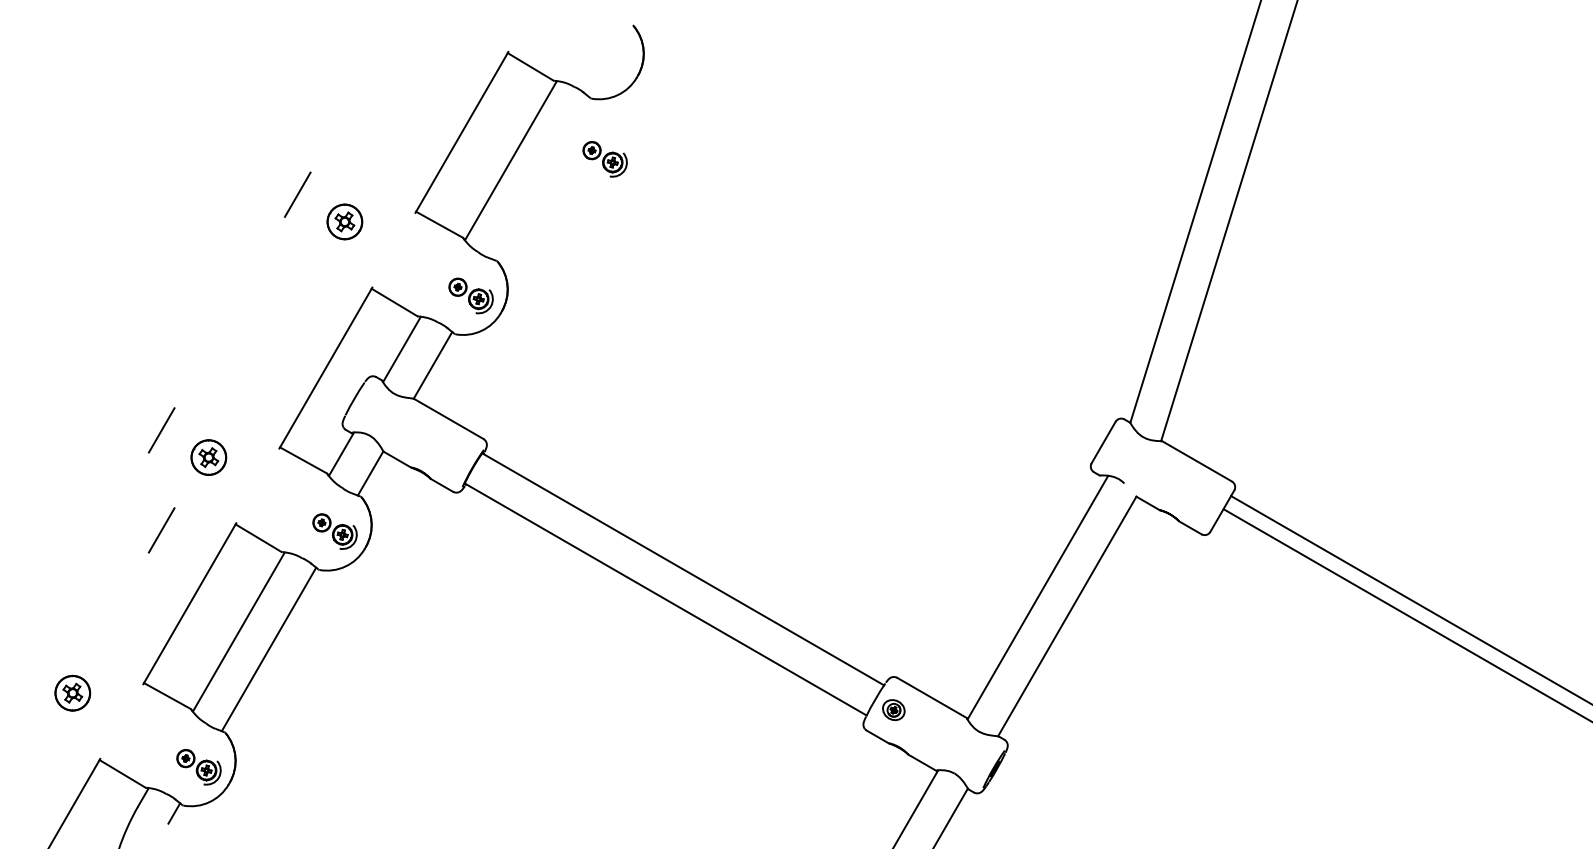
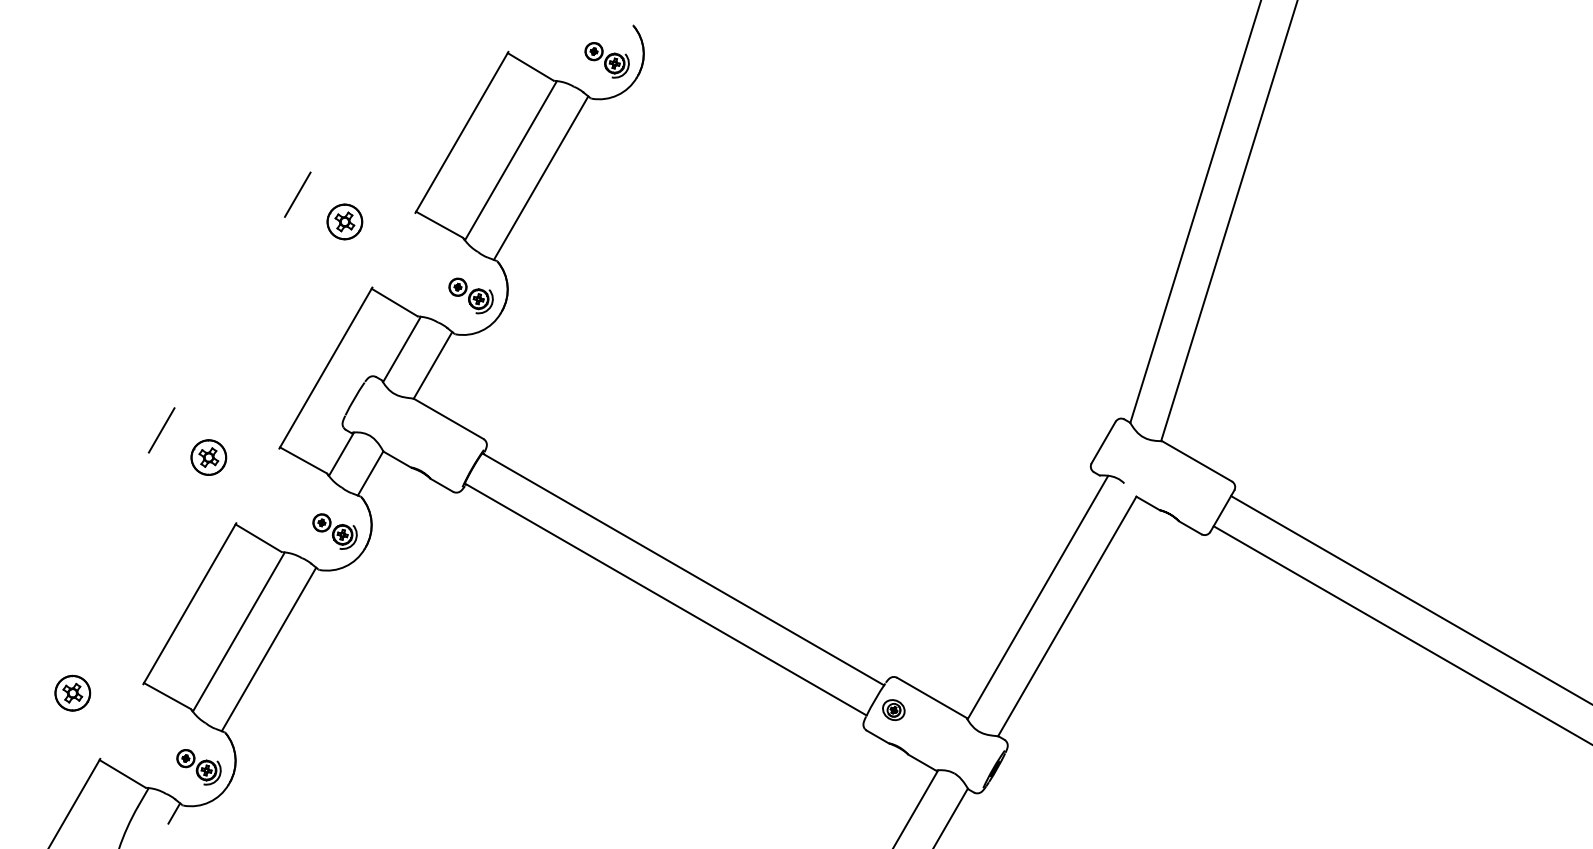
part position: (604, 159) -> (606, 60) (606, 60)
line: none -> present (540, 177)
line: present -> none (161, 530)
line position: (1406, 614) -> (1401, 634) (1401, 634)
